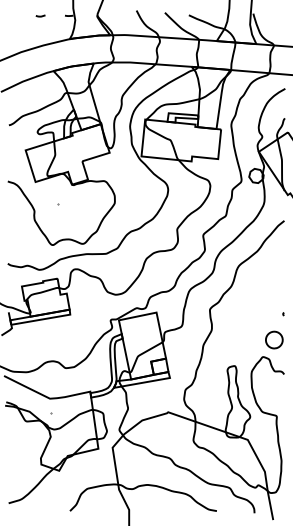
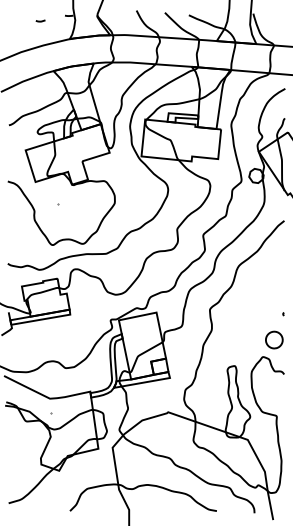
curve position: (40, 15) -> (40, 20) (40, 20)
